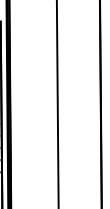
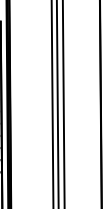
line: none -> present (52, 103)
line: none -> present (63, 103)
